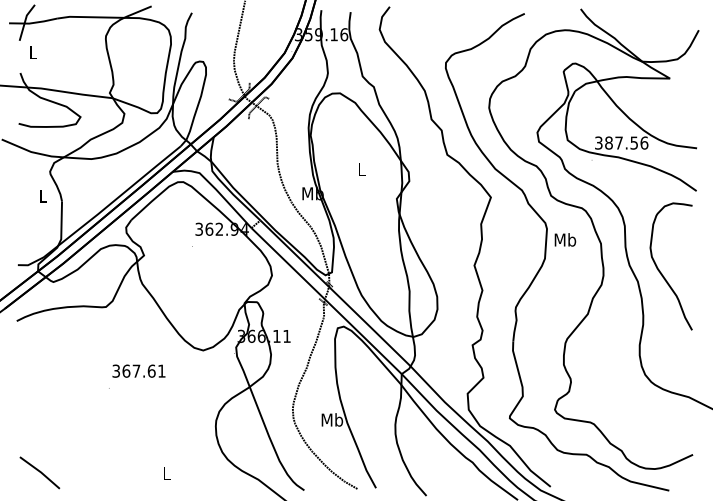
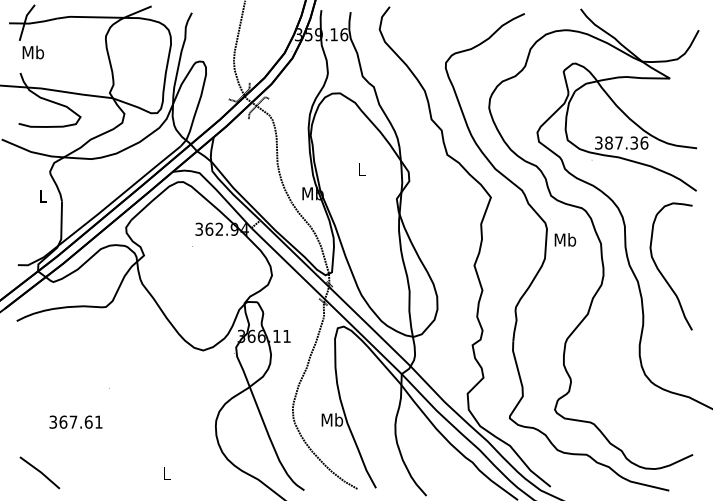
text: L -> Mb (33, 52)
text: 387.56 -> 387.36 (633, 142)
text position: (138, 370) -> (75, 421) (75, 421)
